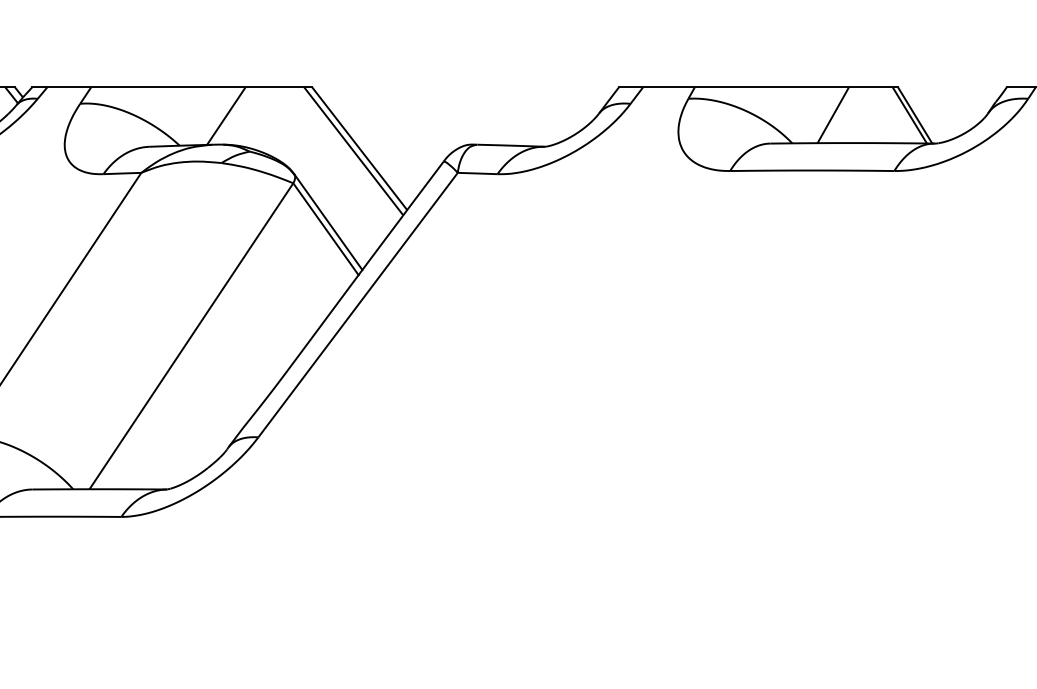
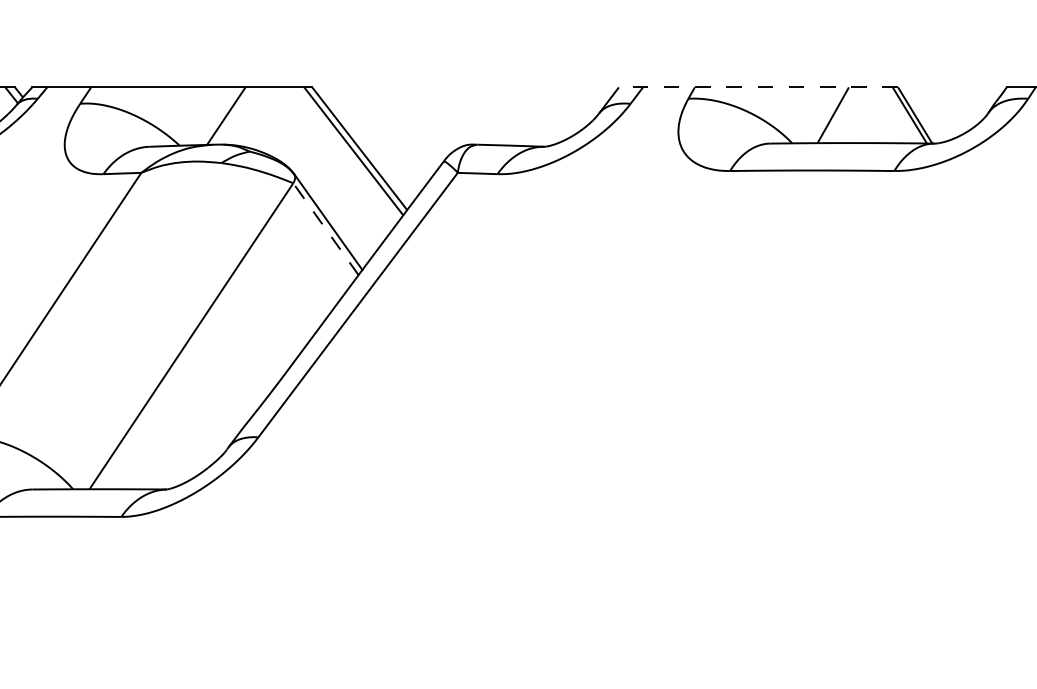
line: solid -> dashed (758, 87)
line: solid -> dashed (325, 228)
